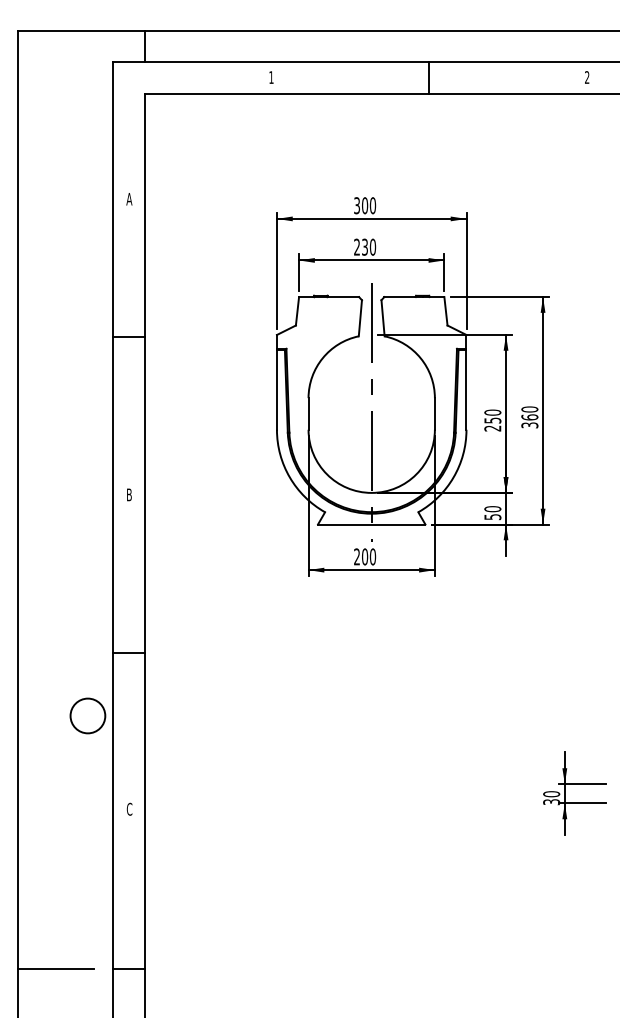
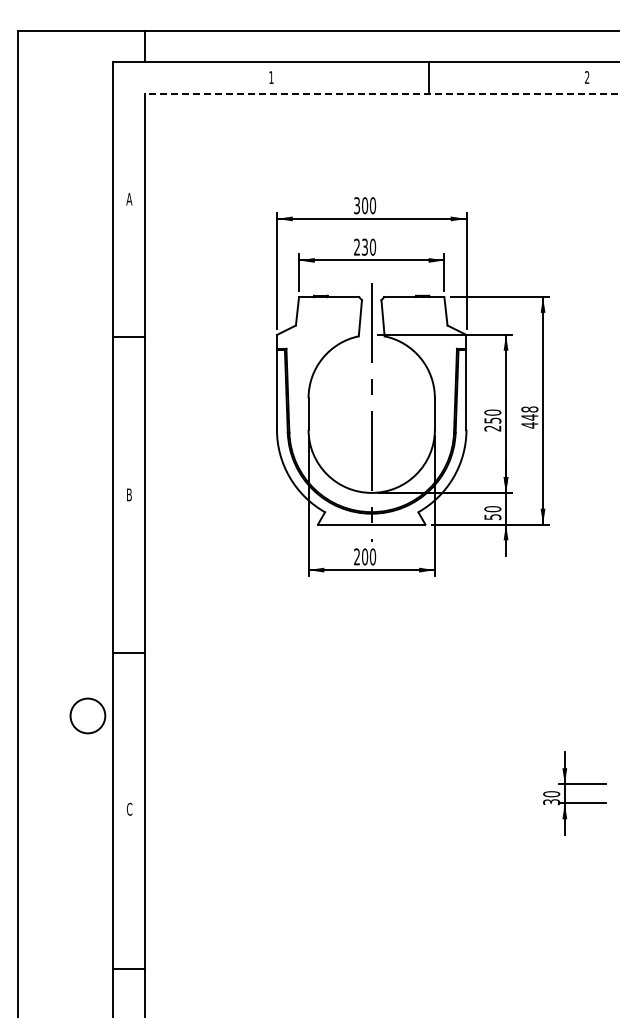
line: solid -> dashed (381, 93)
text: 360 -> 448 (529, 417)
line: present -> none (56, 968)
